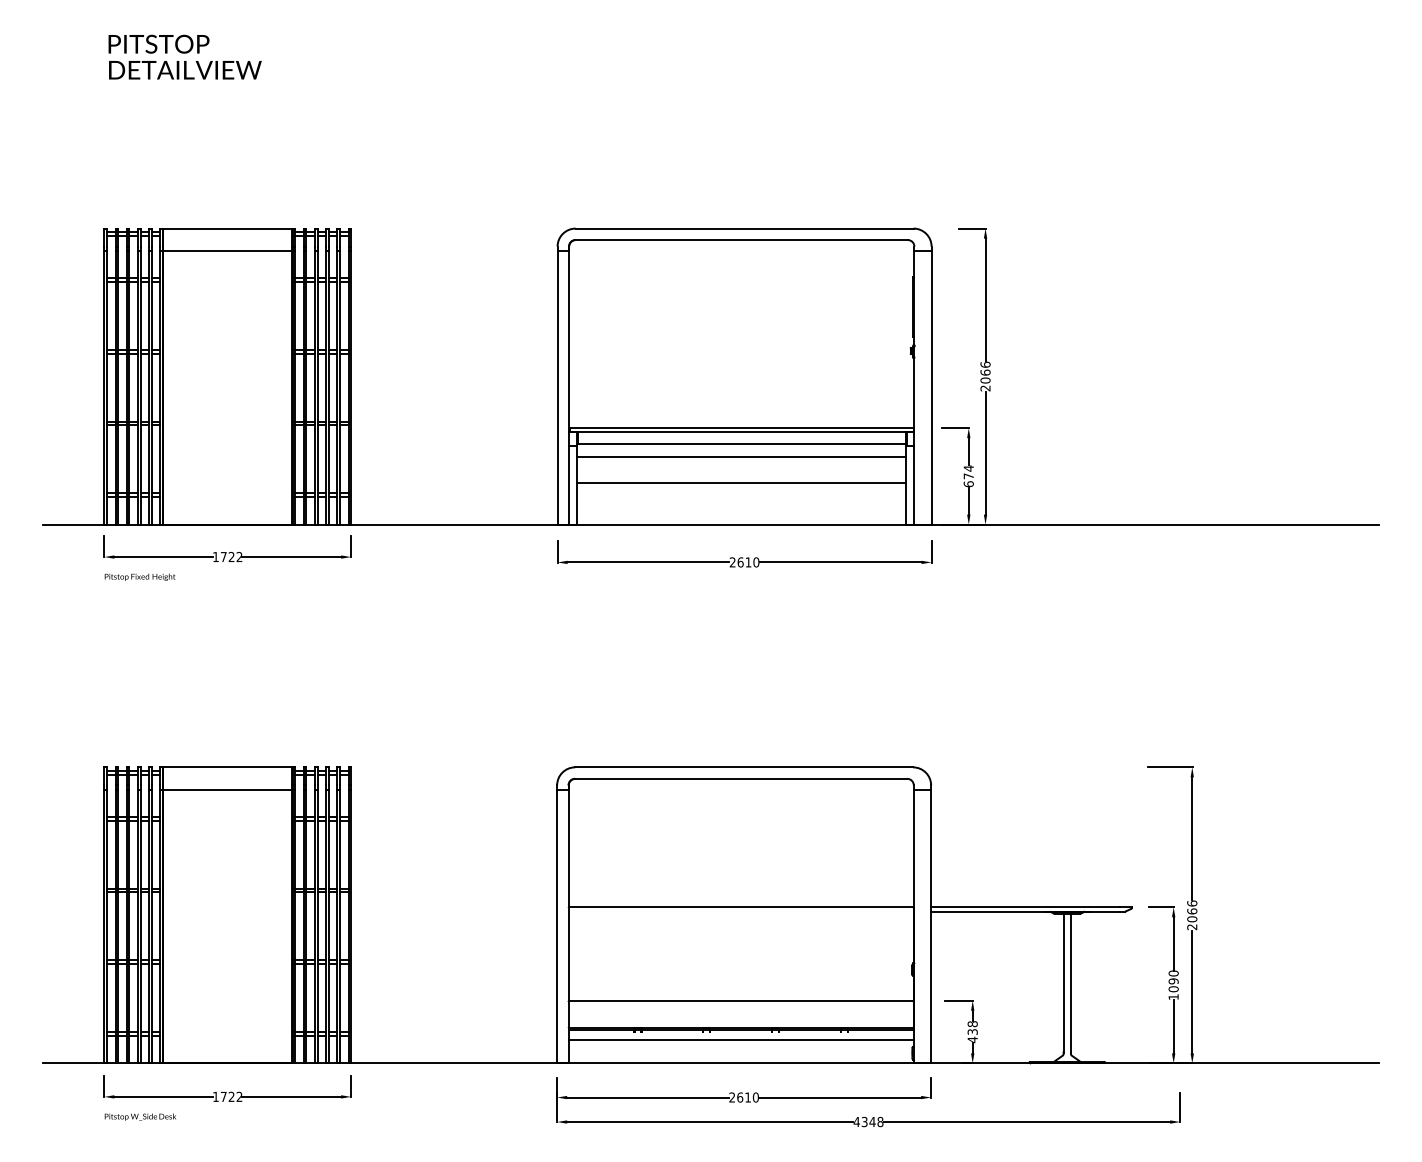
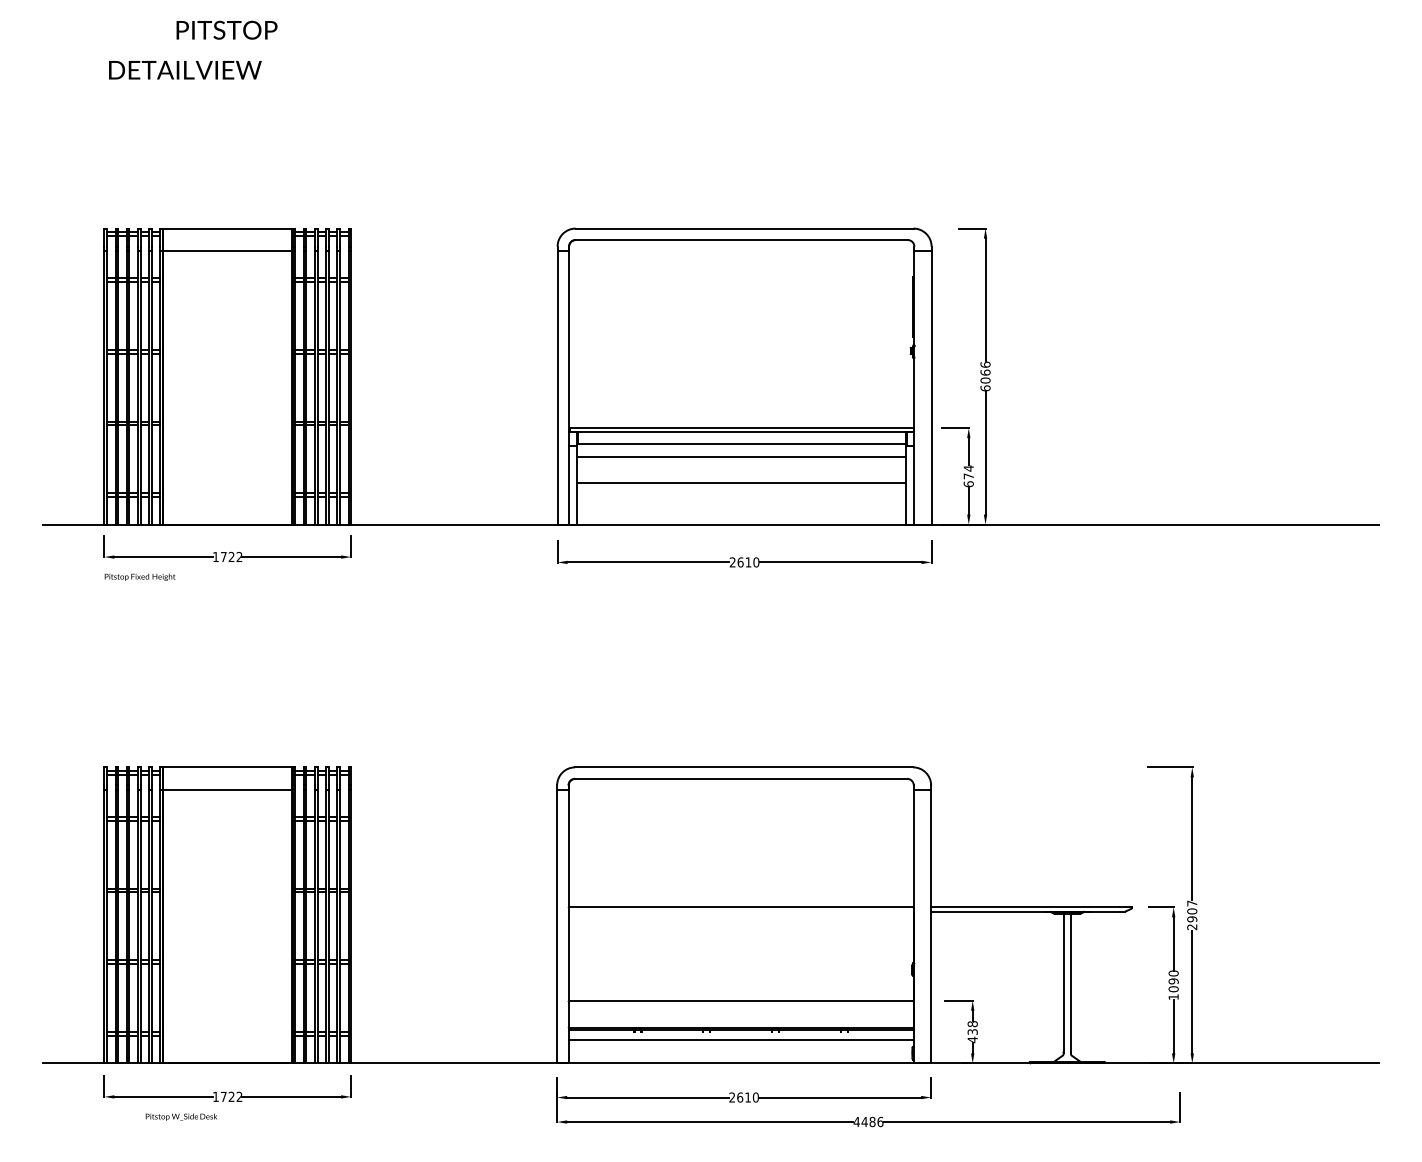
text position: (158, 43) -> (226, 29) (226, 29)
text: 2066 -> 6066 (985, 388)
text: 2066 -> 2907 (1192, 911)
text position: (140, 1116) -> (181, 1116) (181, 1116)
text: 4348 -> 4486 (872, 1121)
